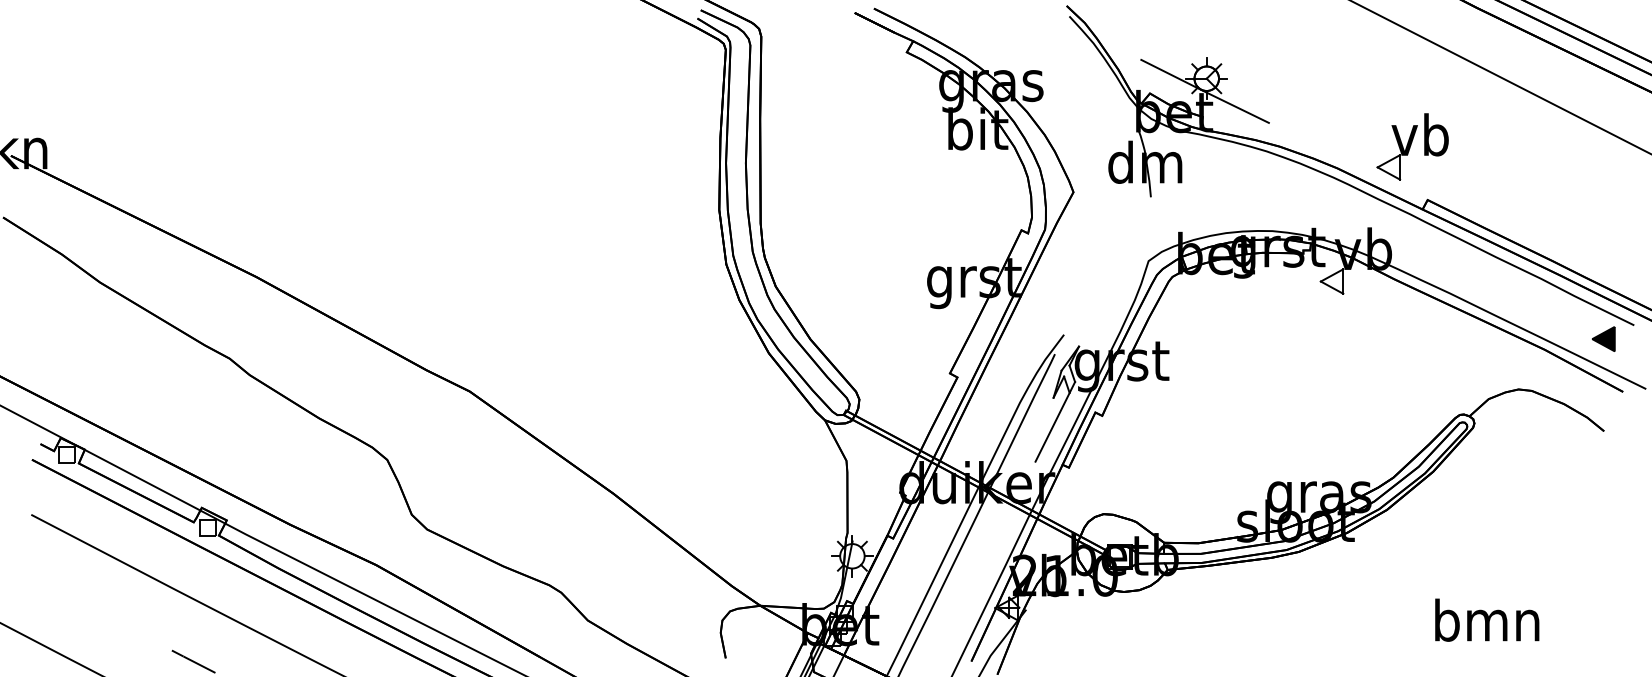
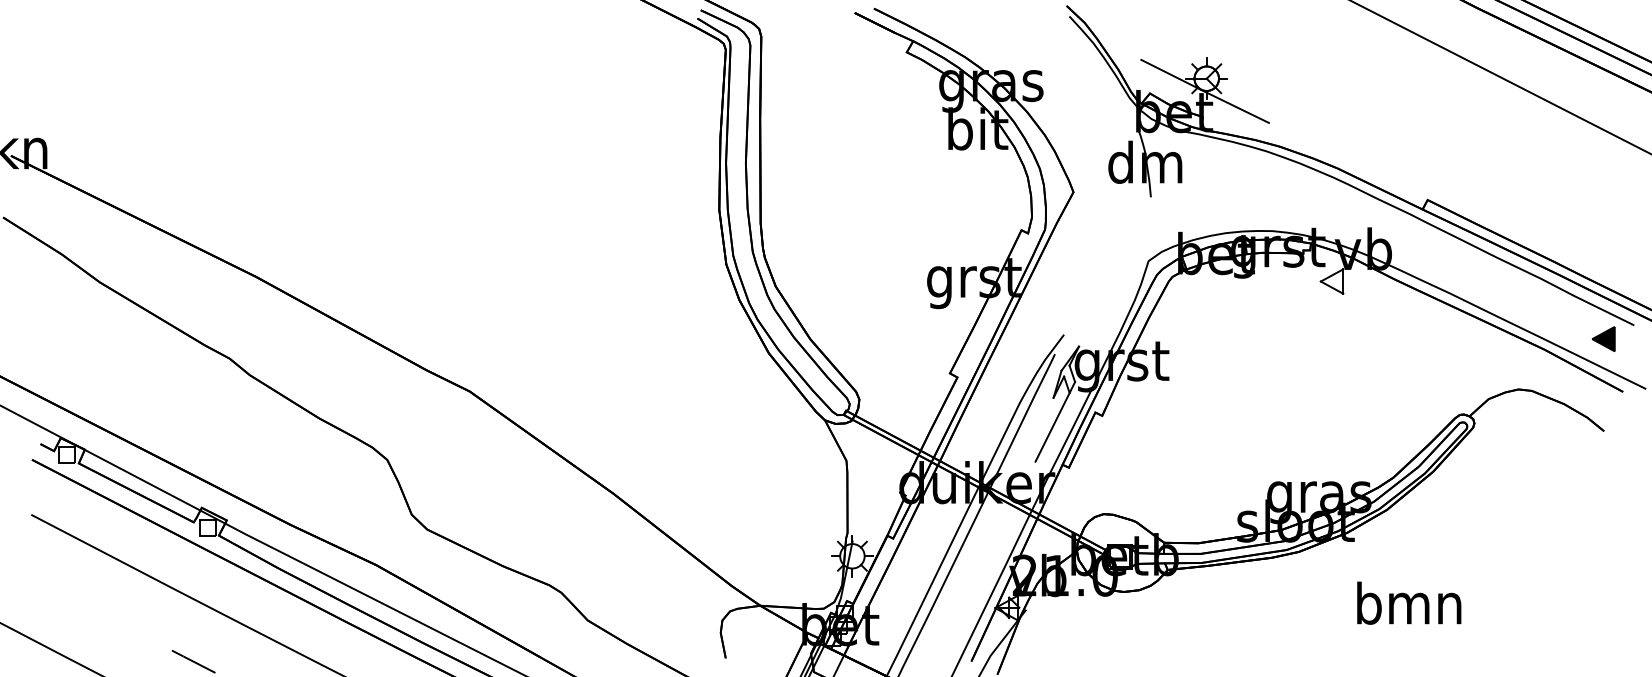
part: present -> none (1412, 146)
text position: (1487, 619) -> (1409, 602) (1409, 602)
